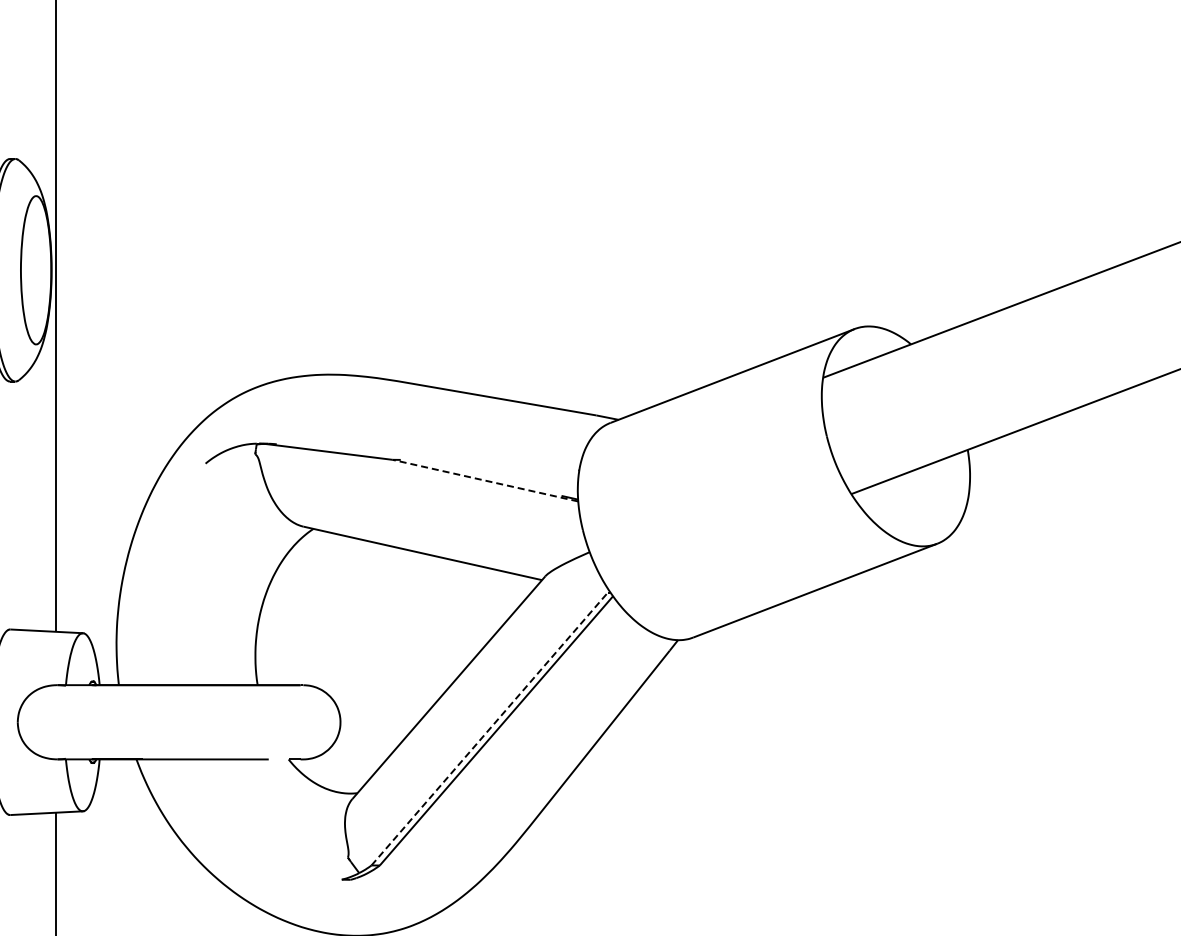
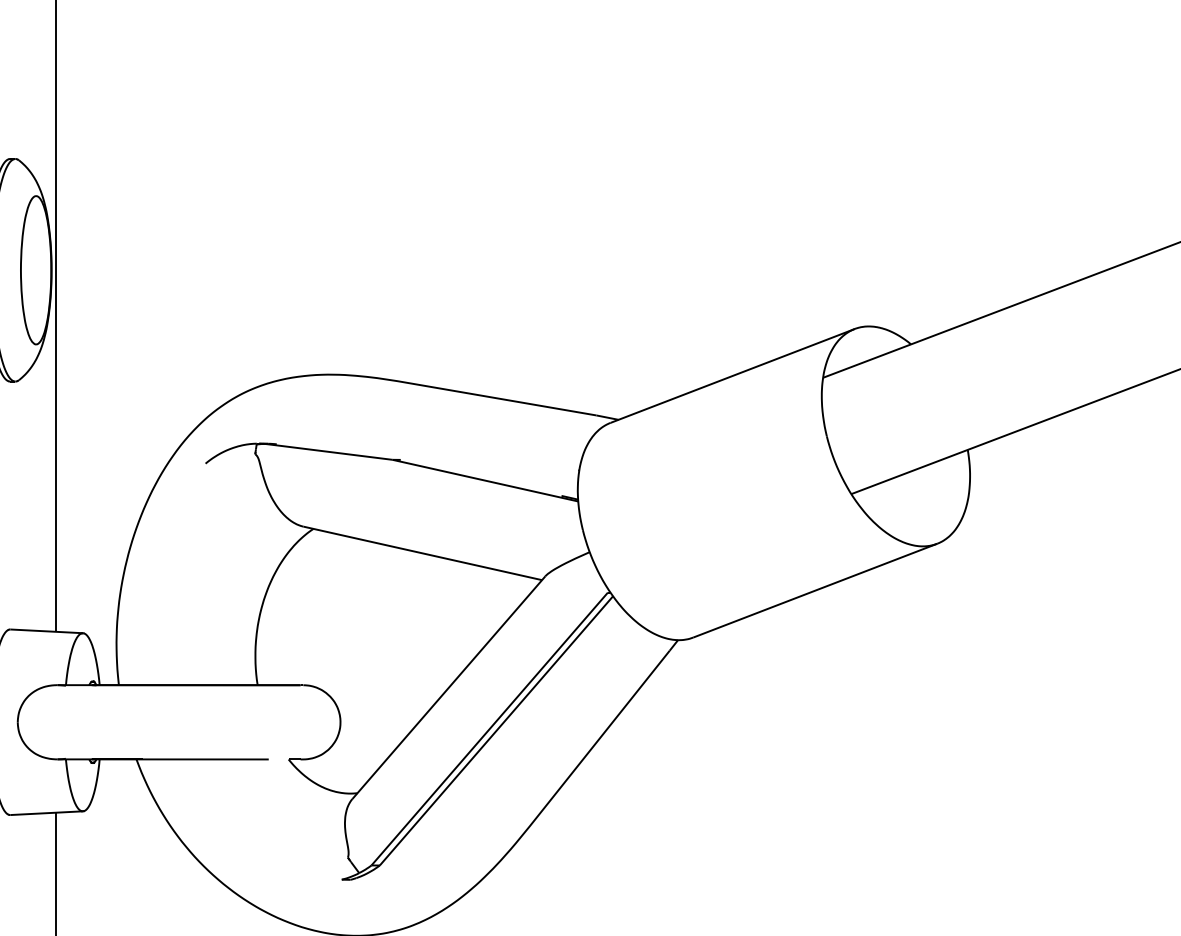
line: dashed -> solid (484, 480)
line: dashed -> solid (490, 728)
